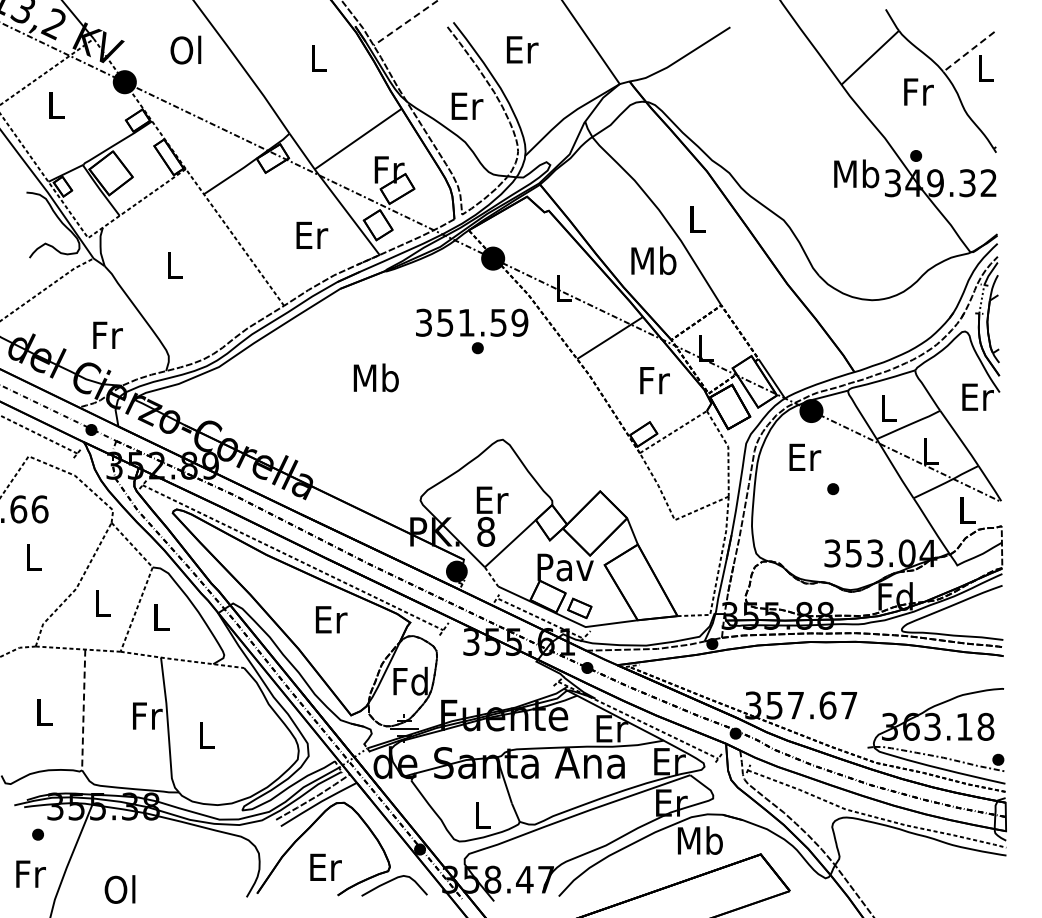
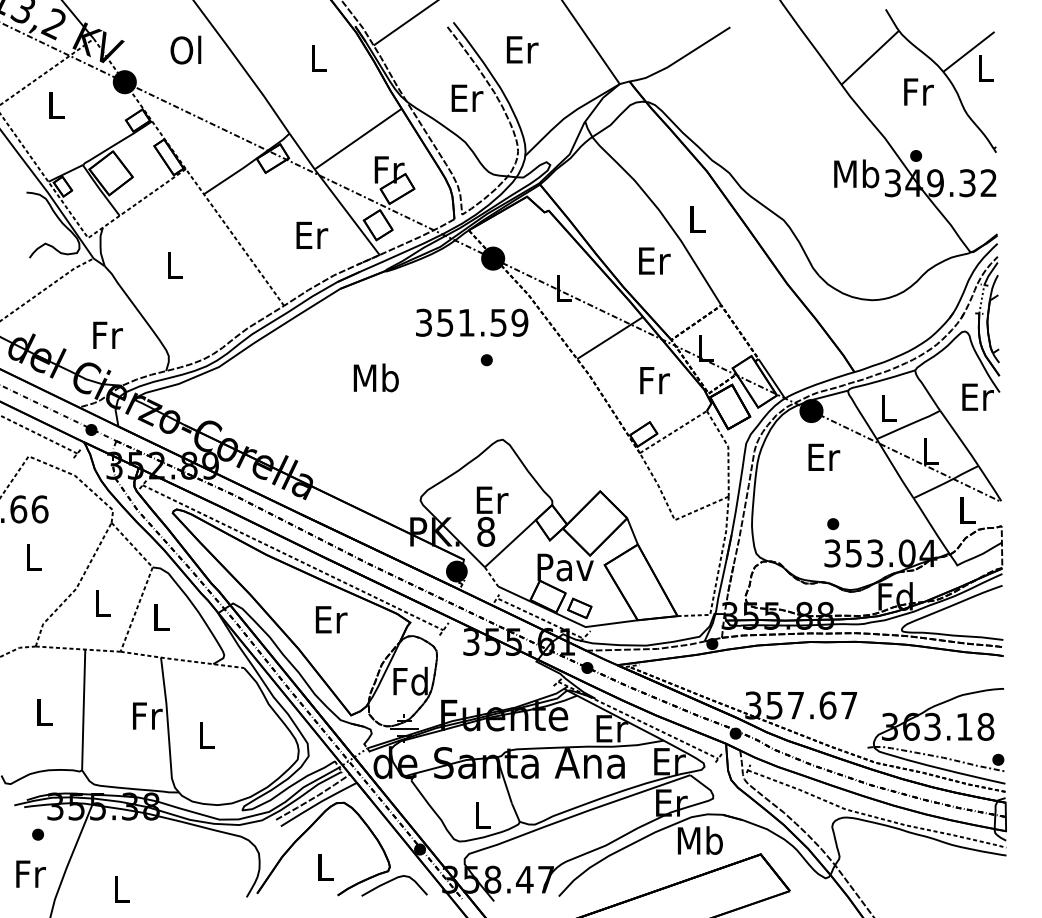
line: dashed -> solid (405, 23)
line: dashed -> solid (969, 51)
text position: (467, 105) -> (467, 97) (467, 97)
text: Mb -> Er (653, 260)
part position: (477, 348) -> (486, 360) (486, 360)
text position: (805, 456) -> (824, 456) (824, 456)
part position: (833, 489) -> (833, 524) (833, 524)
line: dashed -> solid (83, 709)
text: Er -> L (325, 866)
text: Ol -> L (119, 889)
